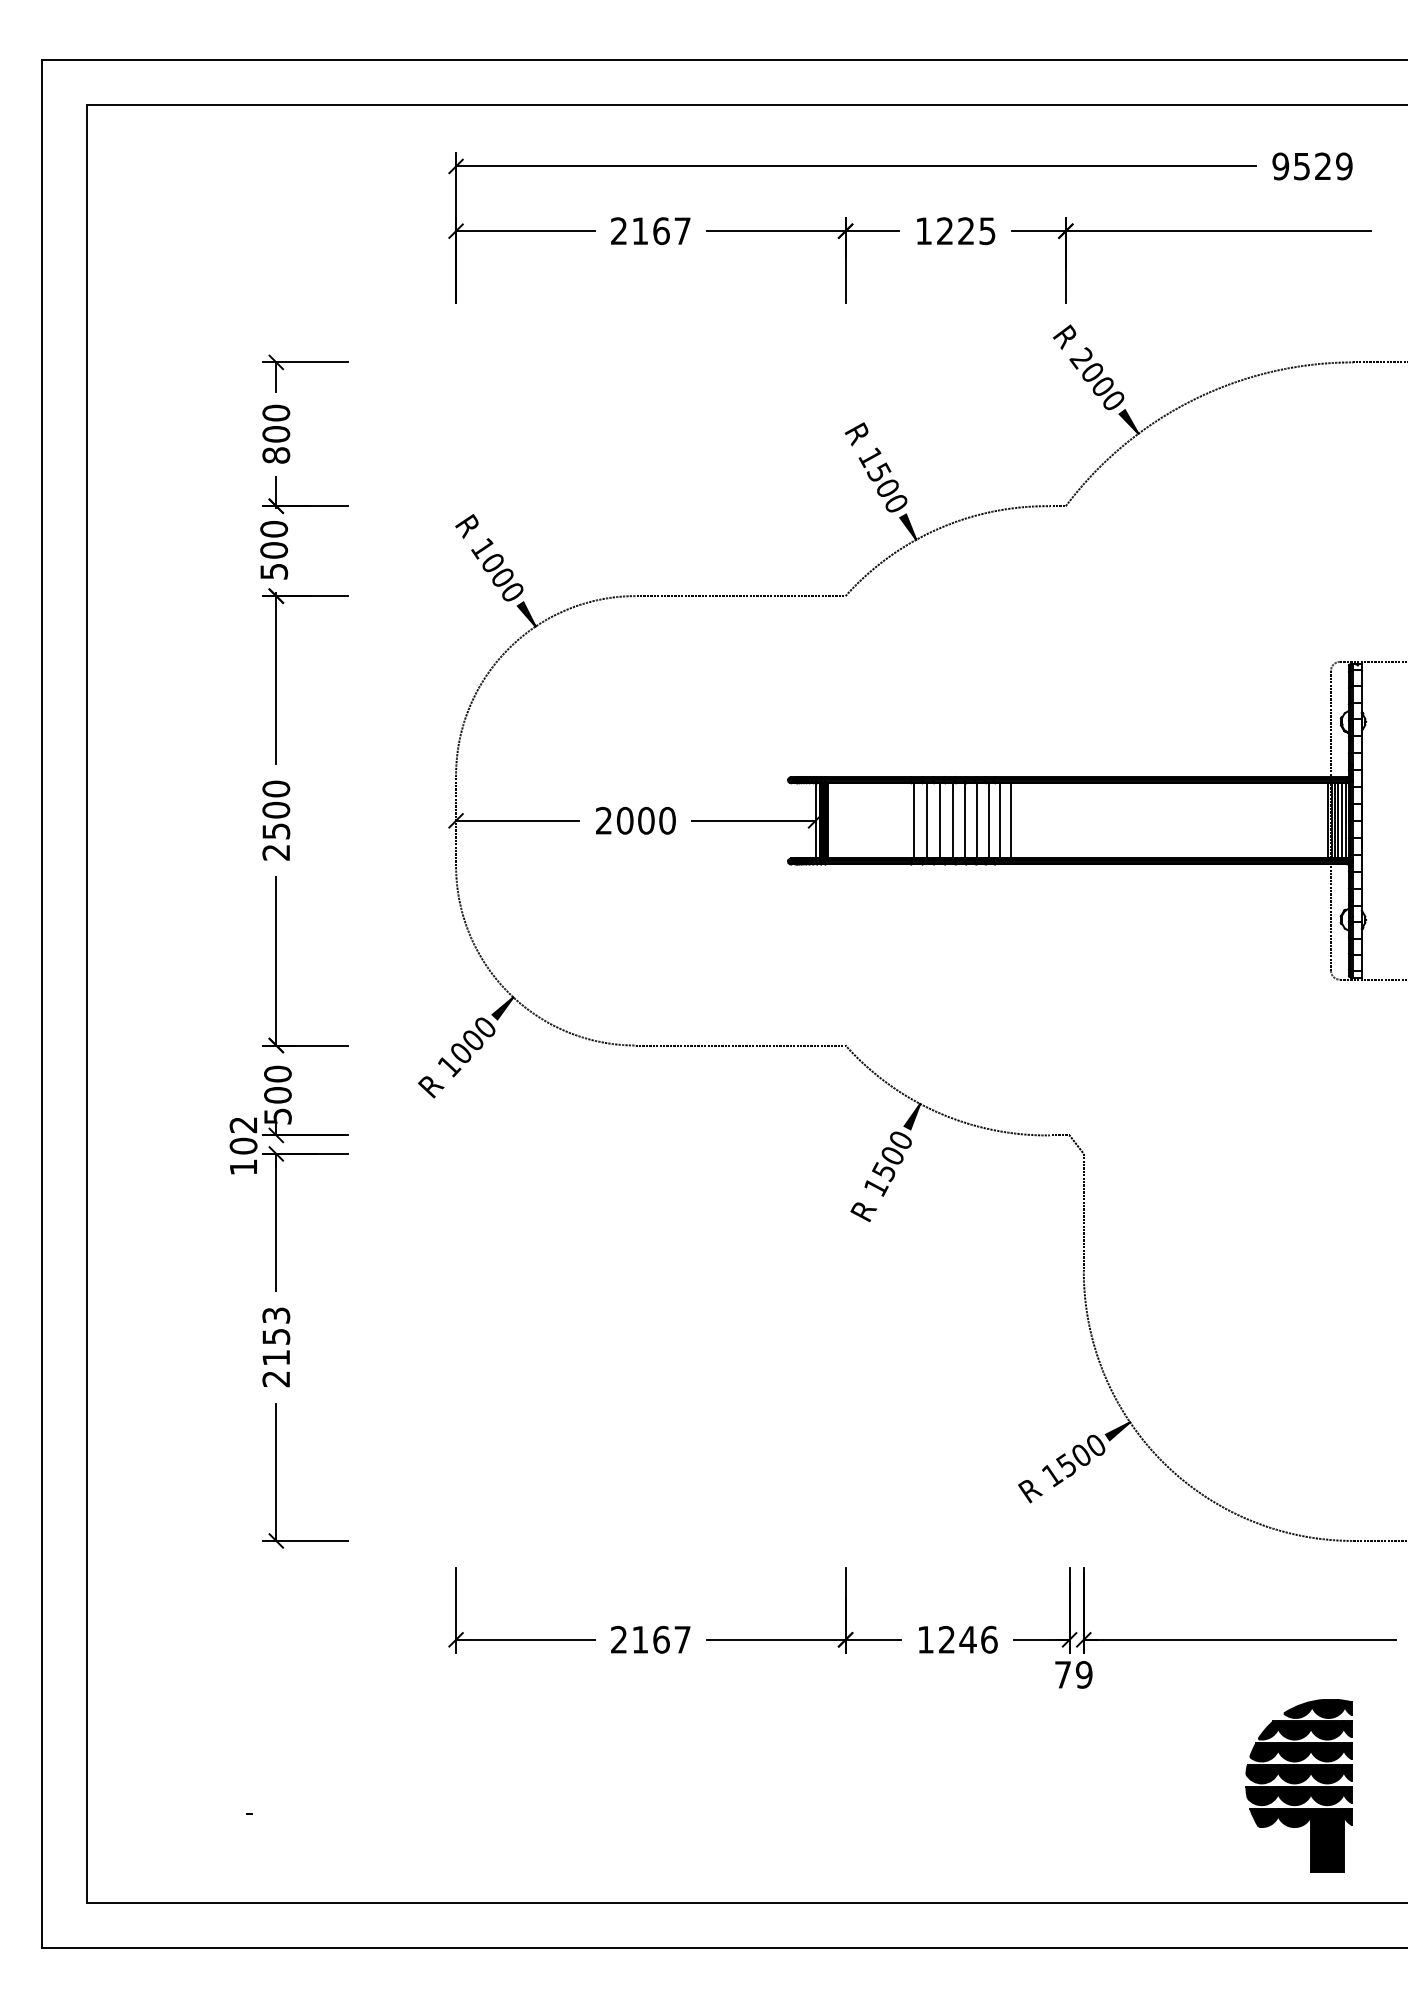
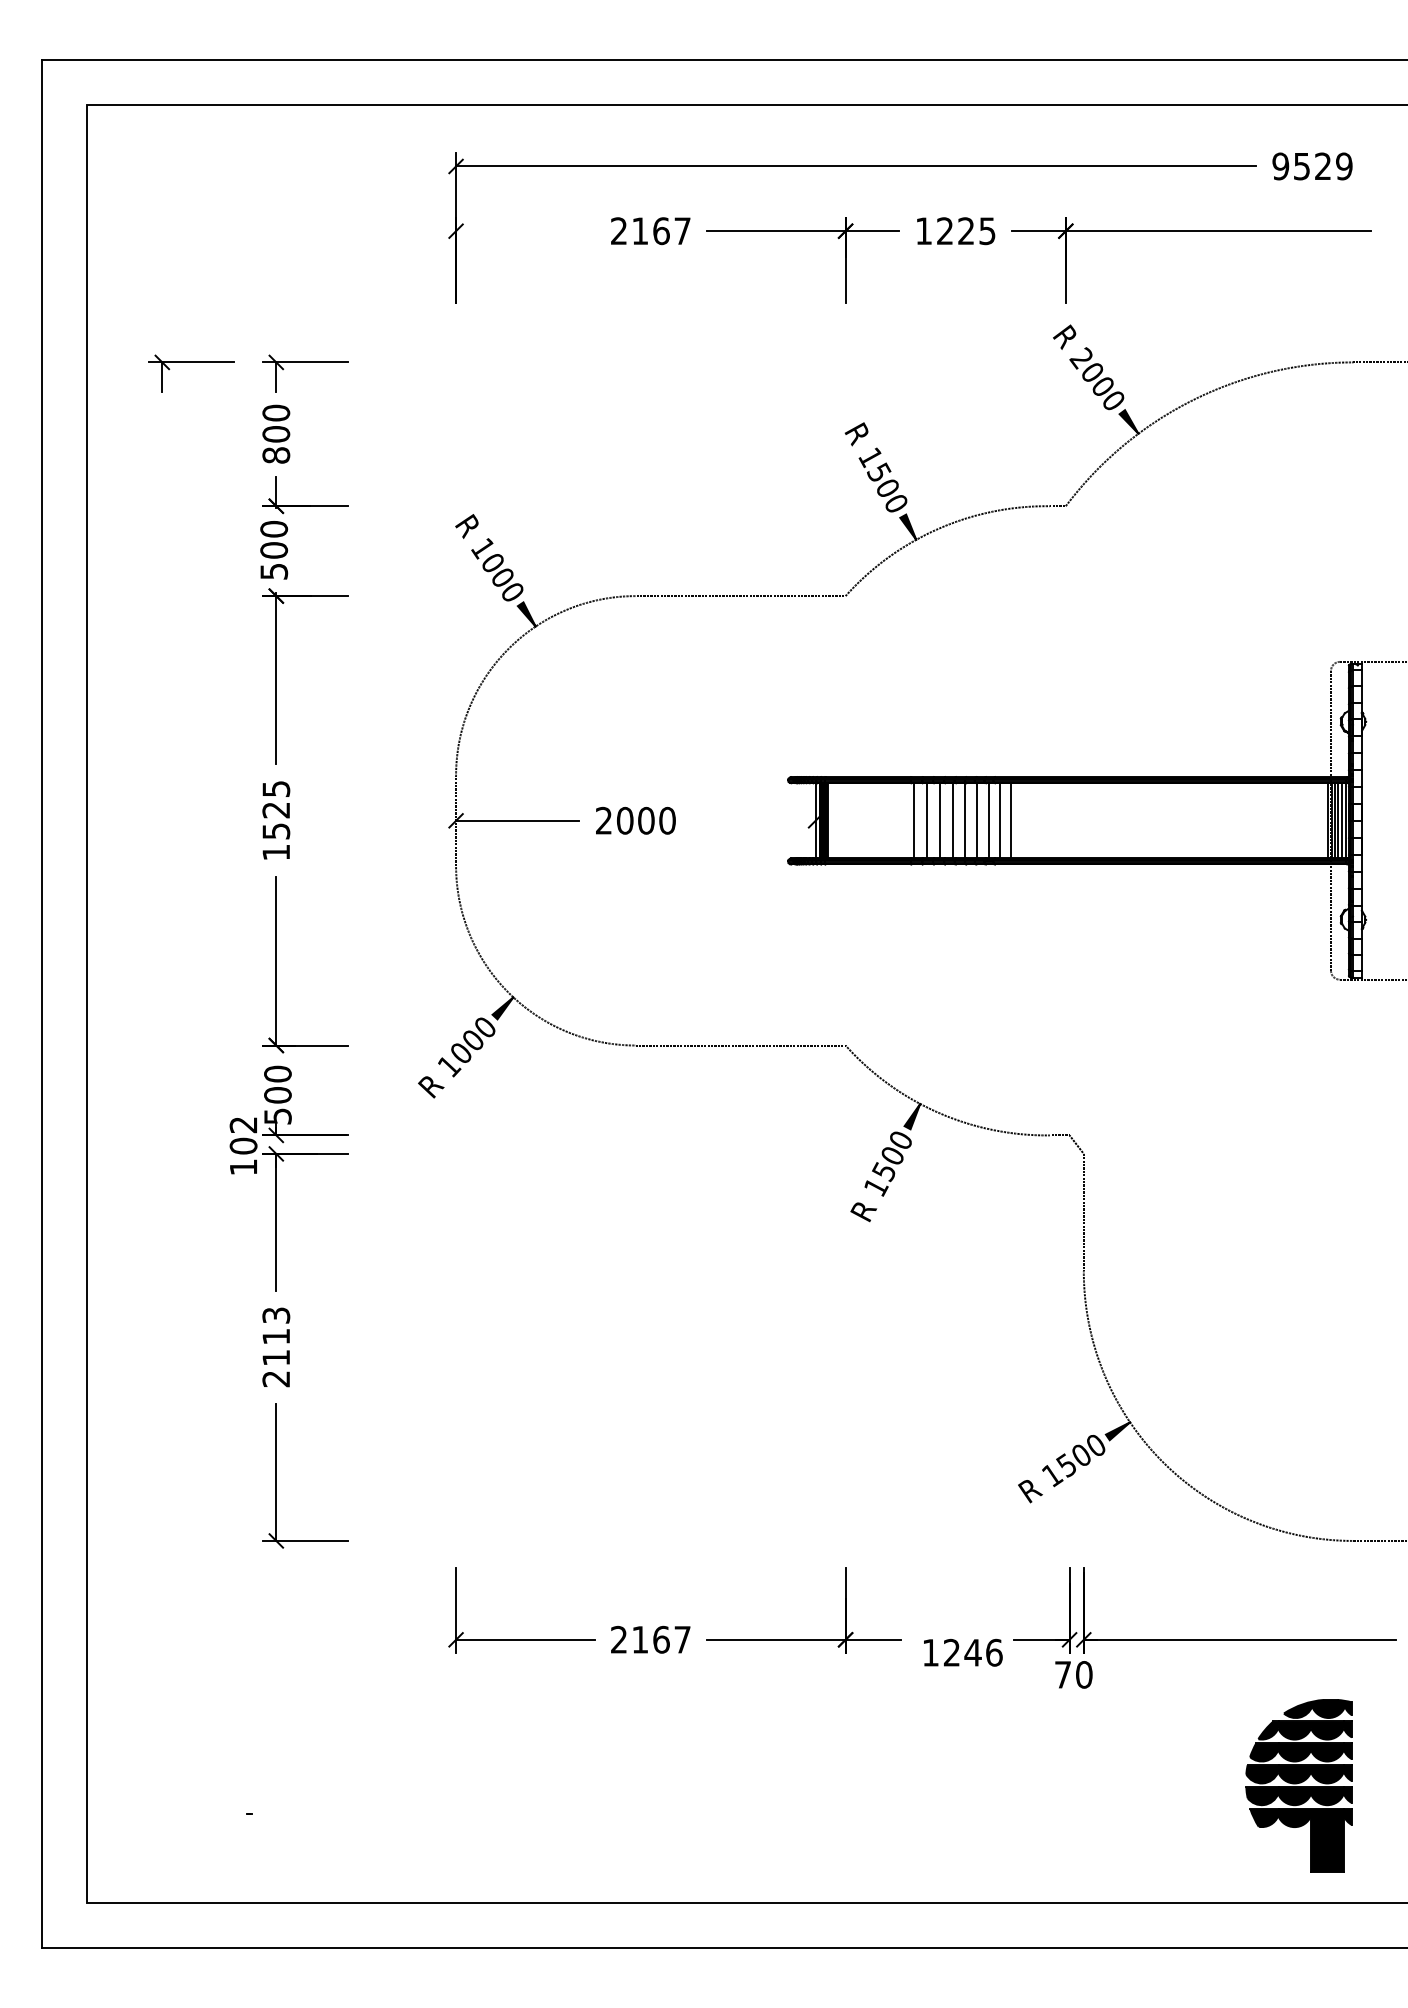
line: present -> none (525, 231)
part: none -> present (191, 362)
text: 2500 -> 1525 (276, 820)
line: present -> none (753, 820)
text: 2153 -> 2113 (276, 1336)
text position: (958, 1639) -> (963, 1652) (963, 1652)
text: 79 -> 70 (1083, 1674)
